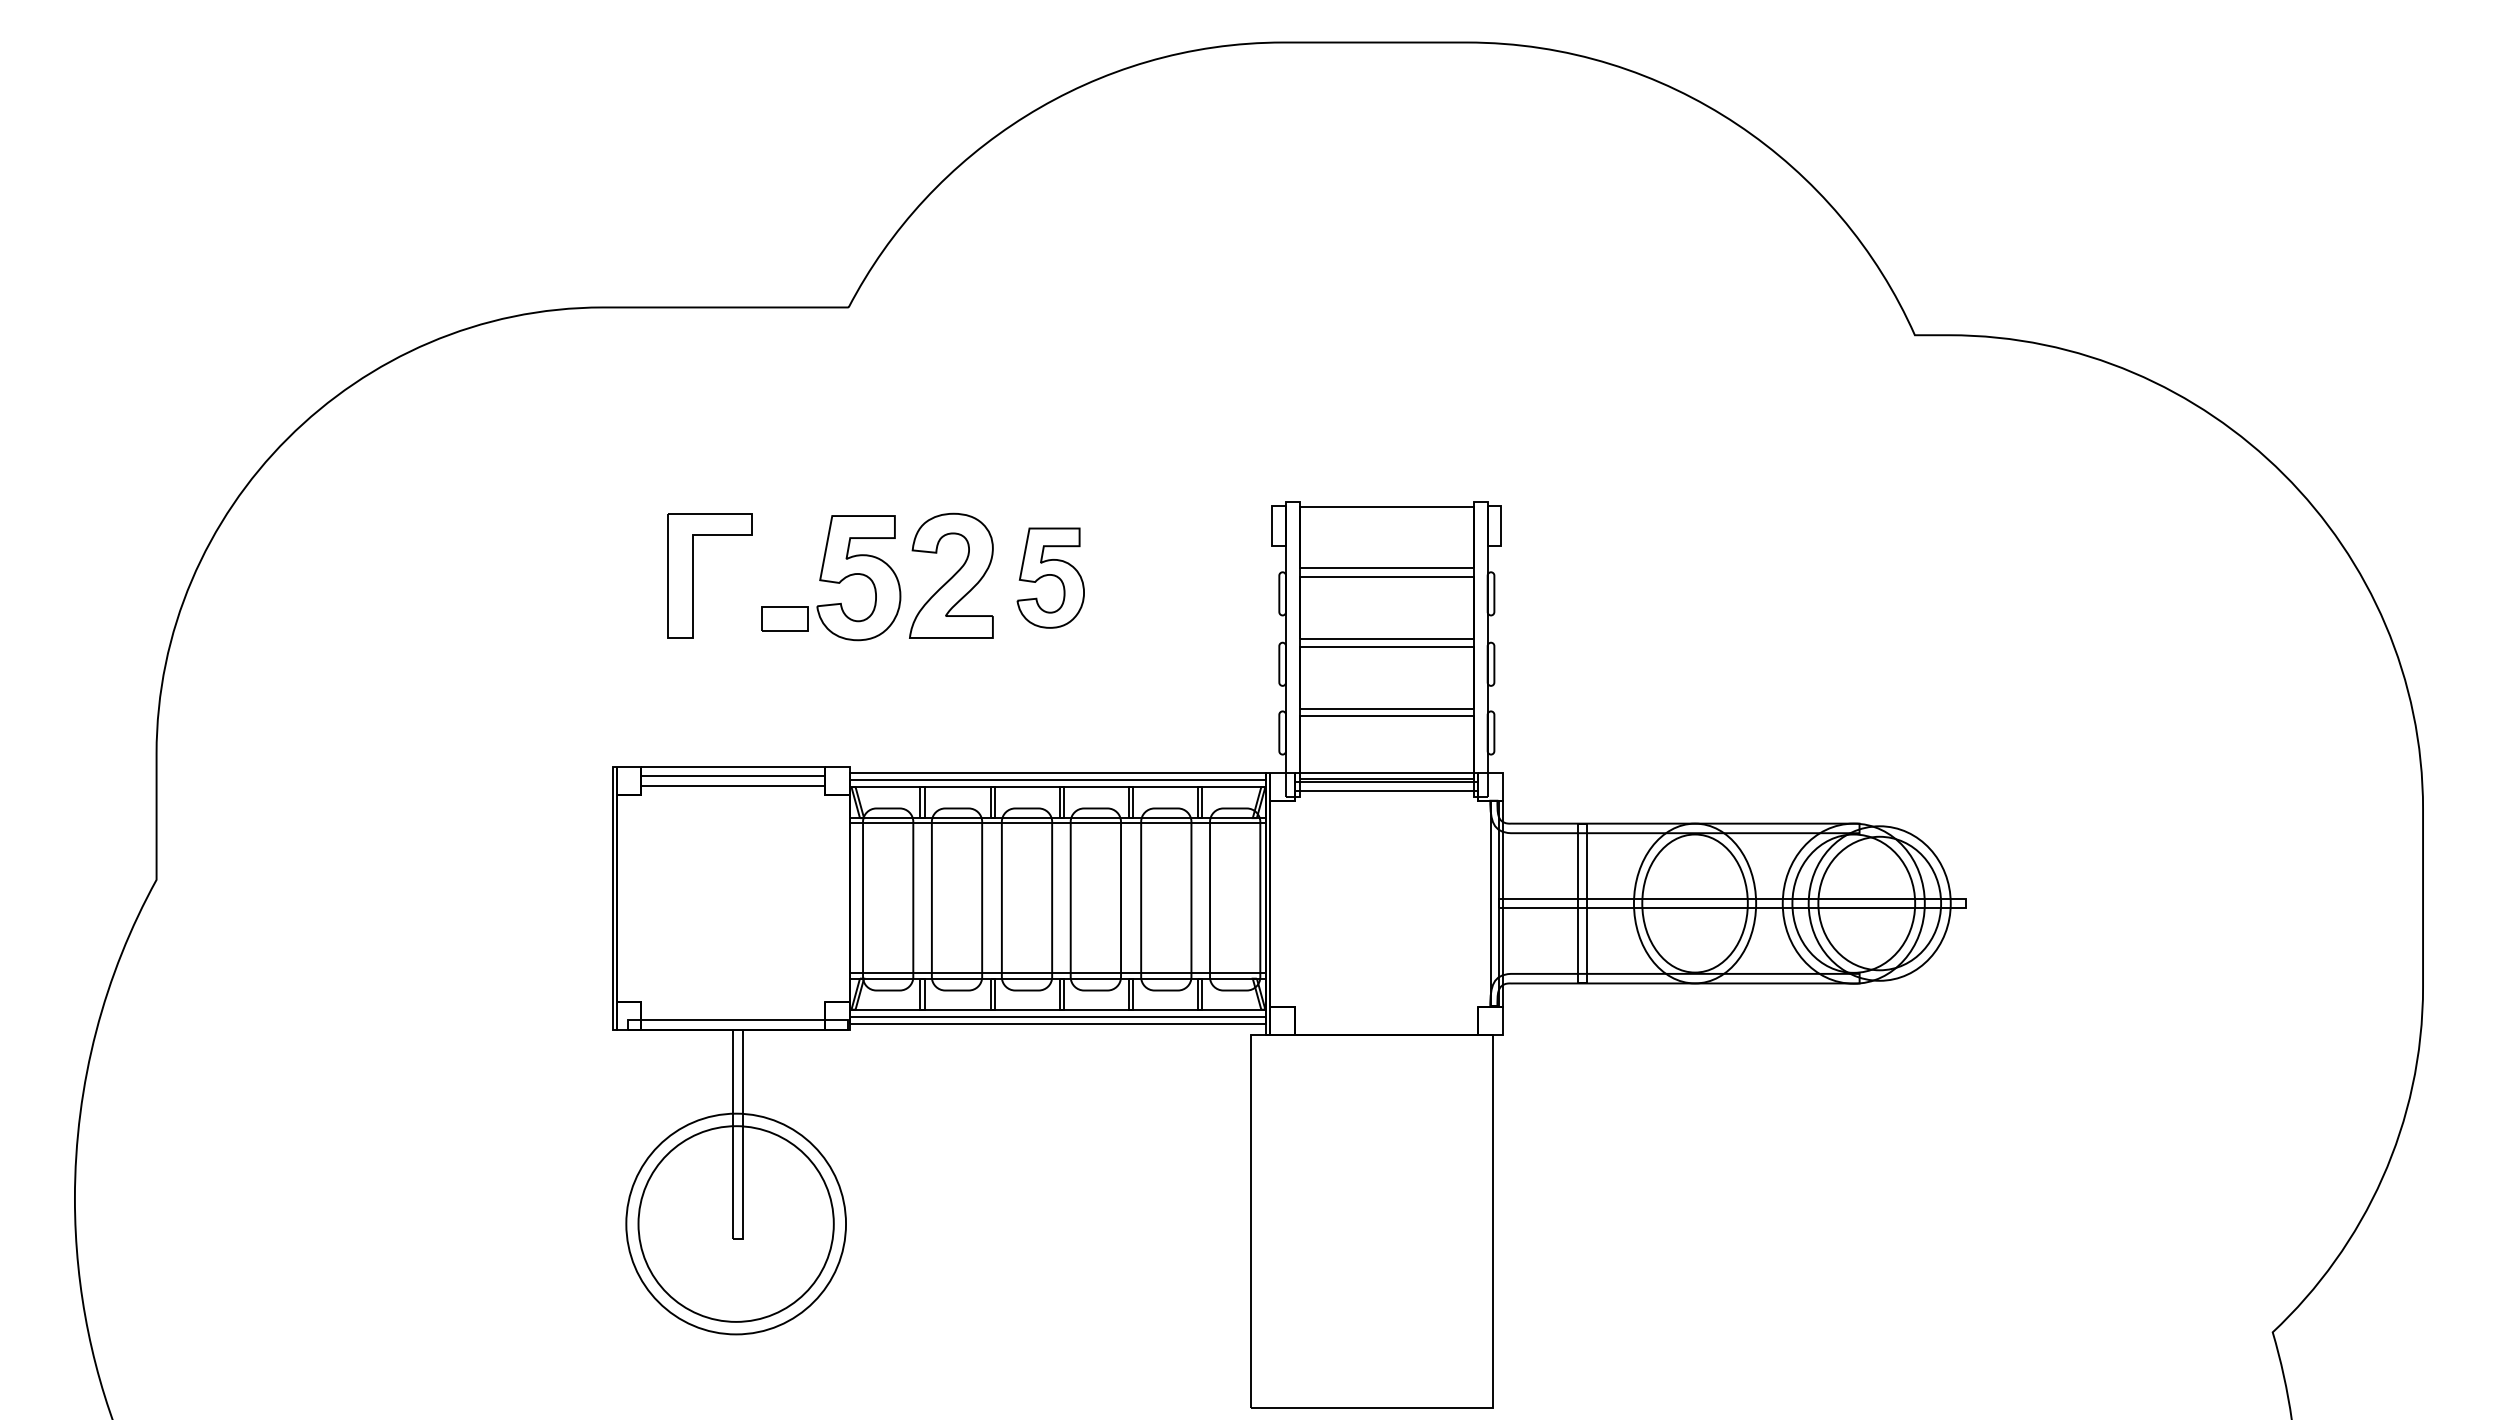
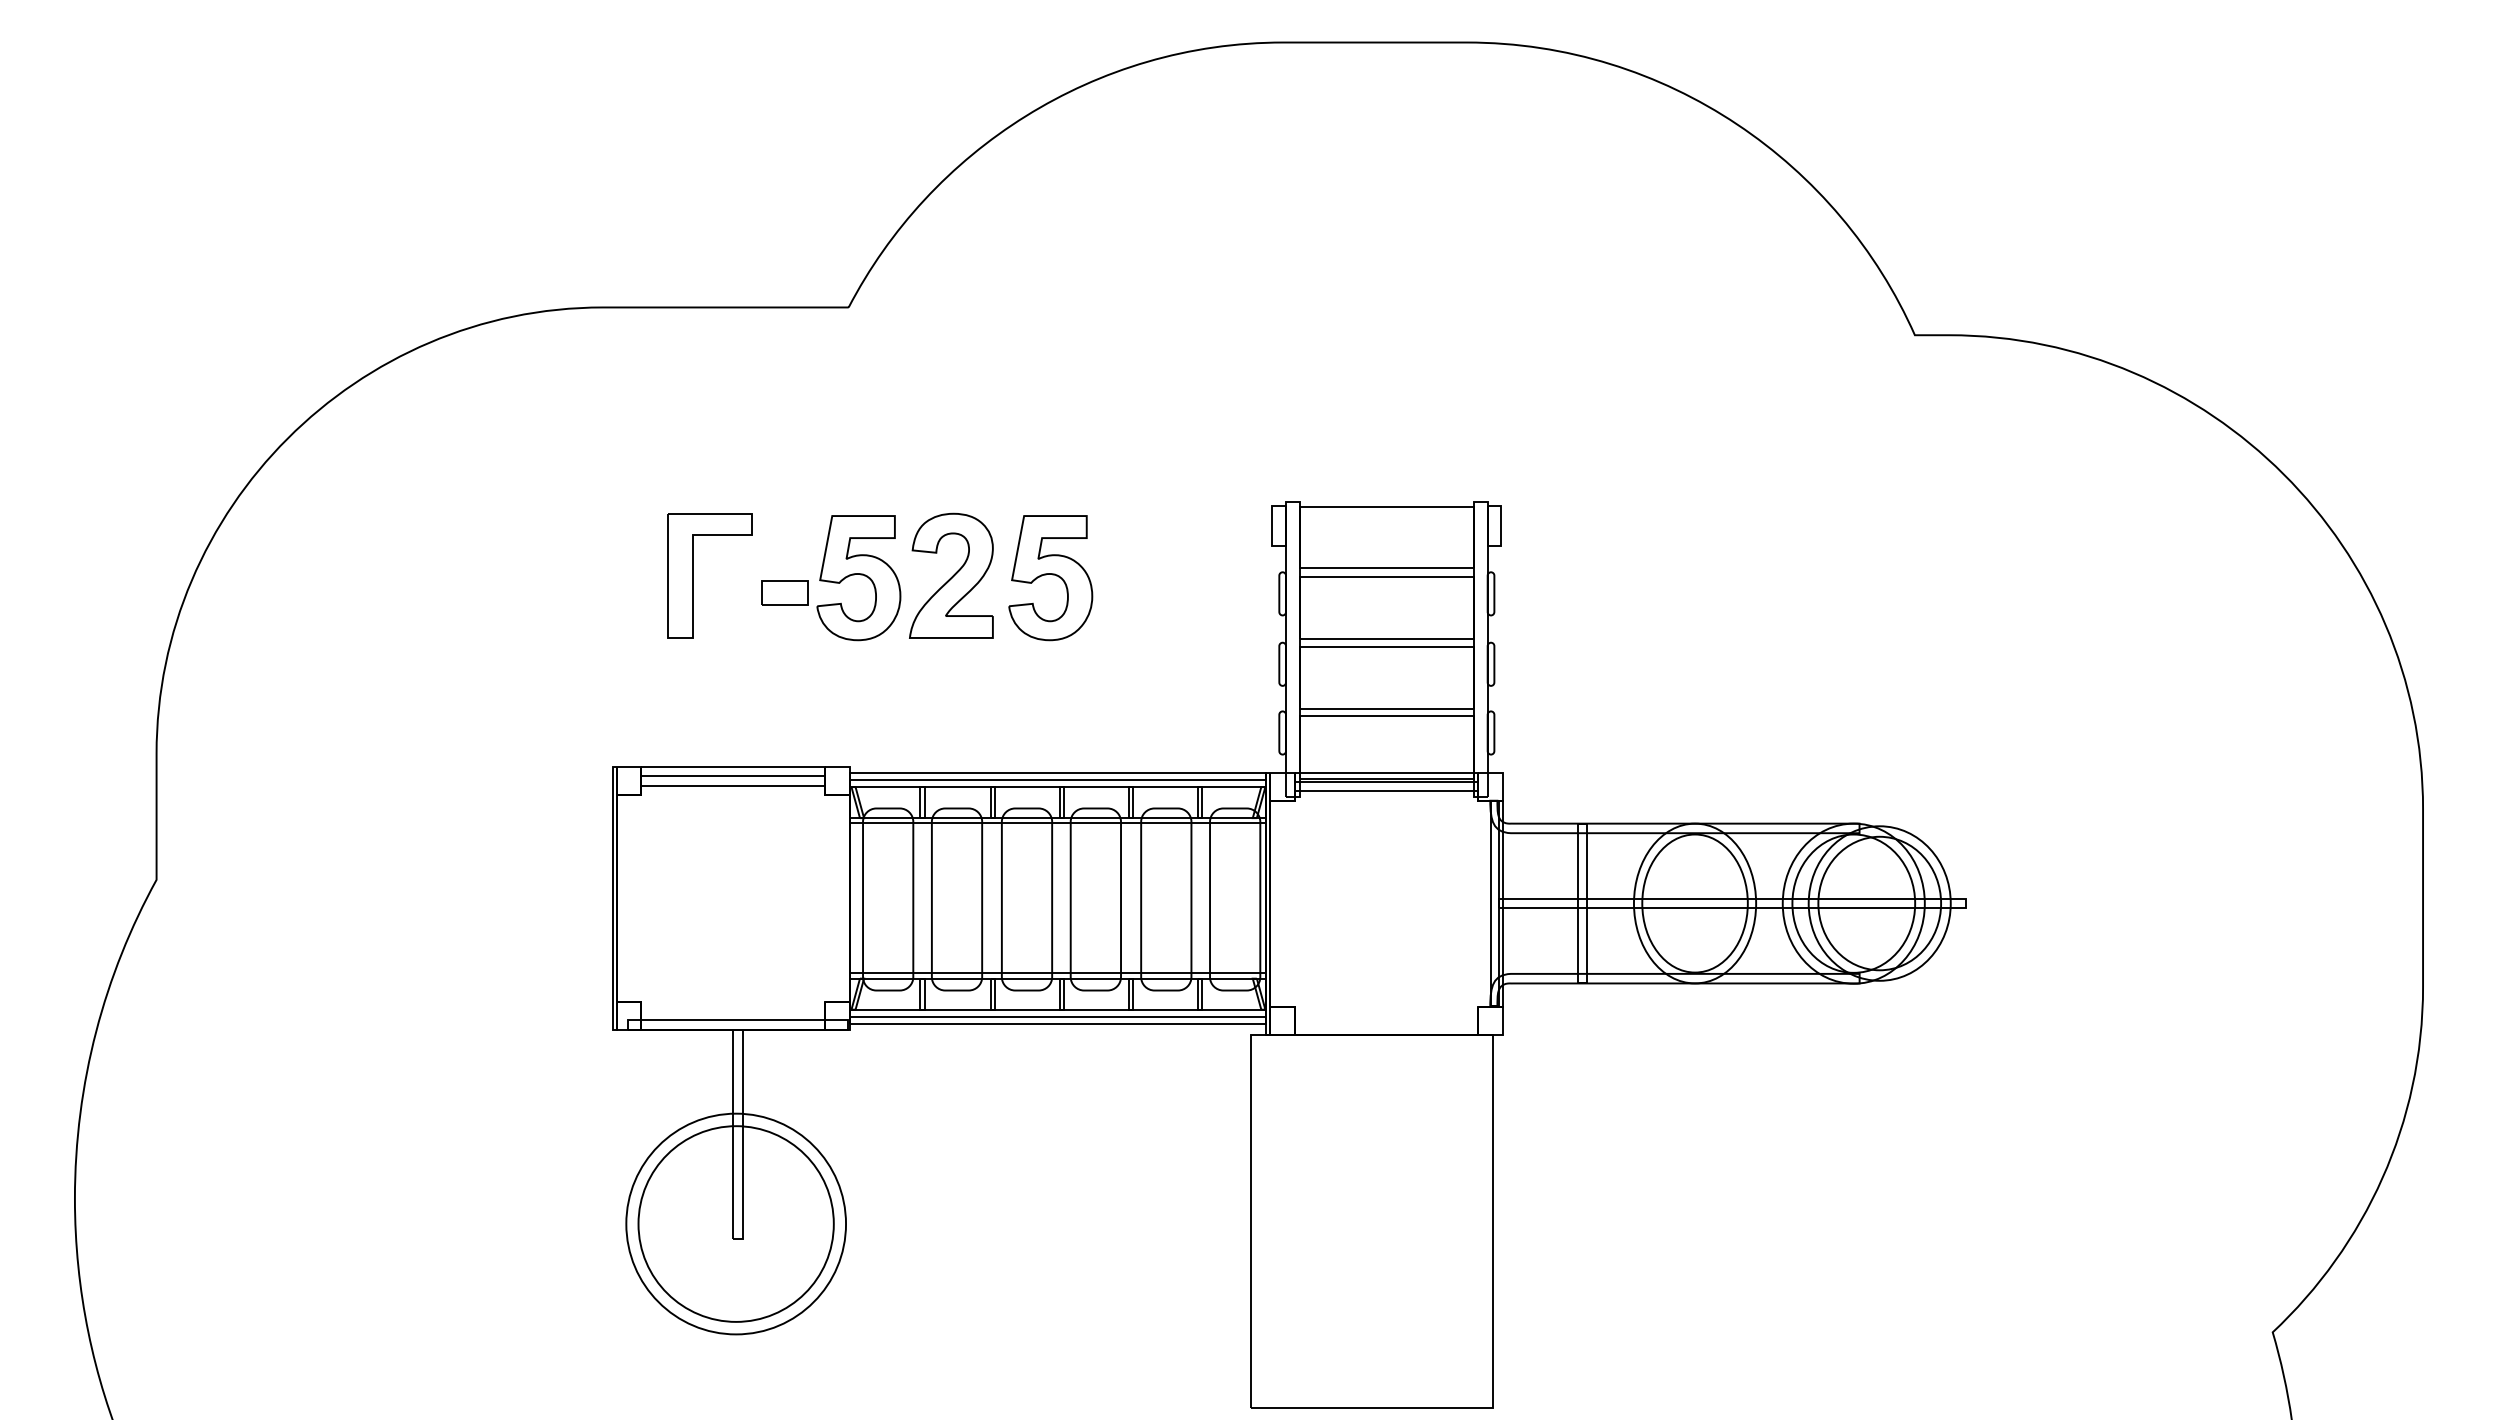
part size: 69x102 px -> 86x127 px (1050, 578)
part position: (784, 618) -> (784, 592) (784, 592)
